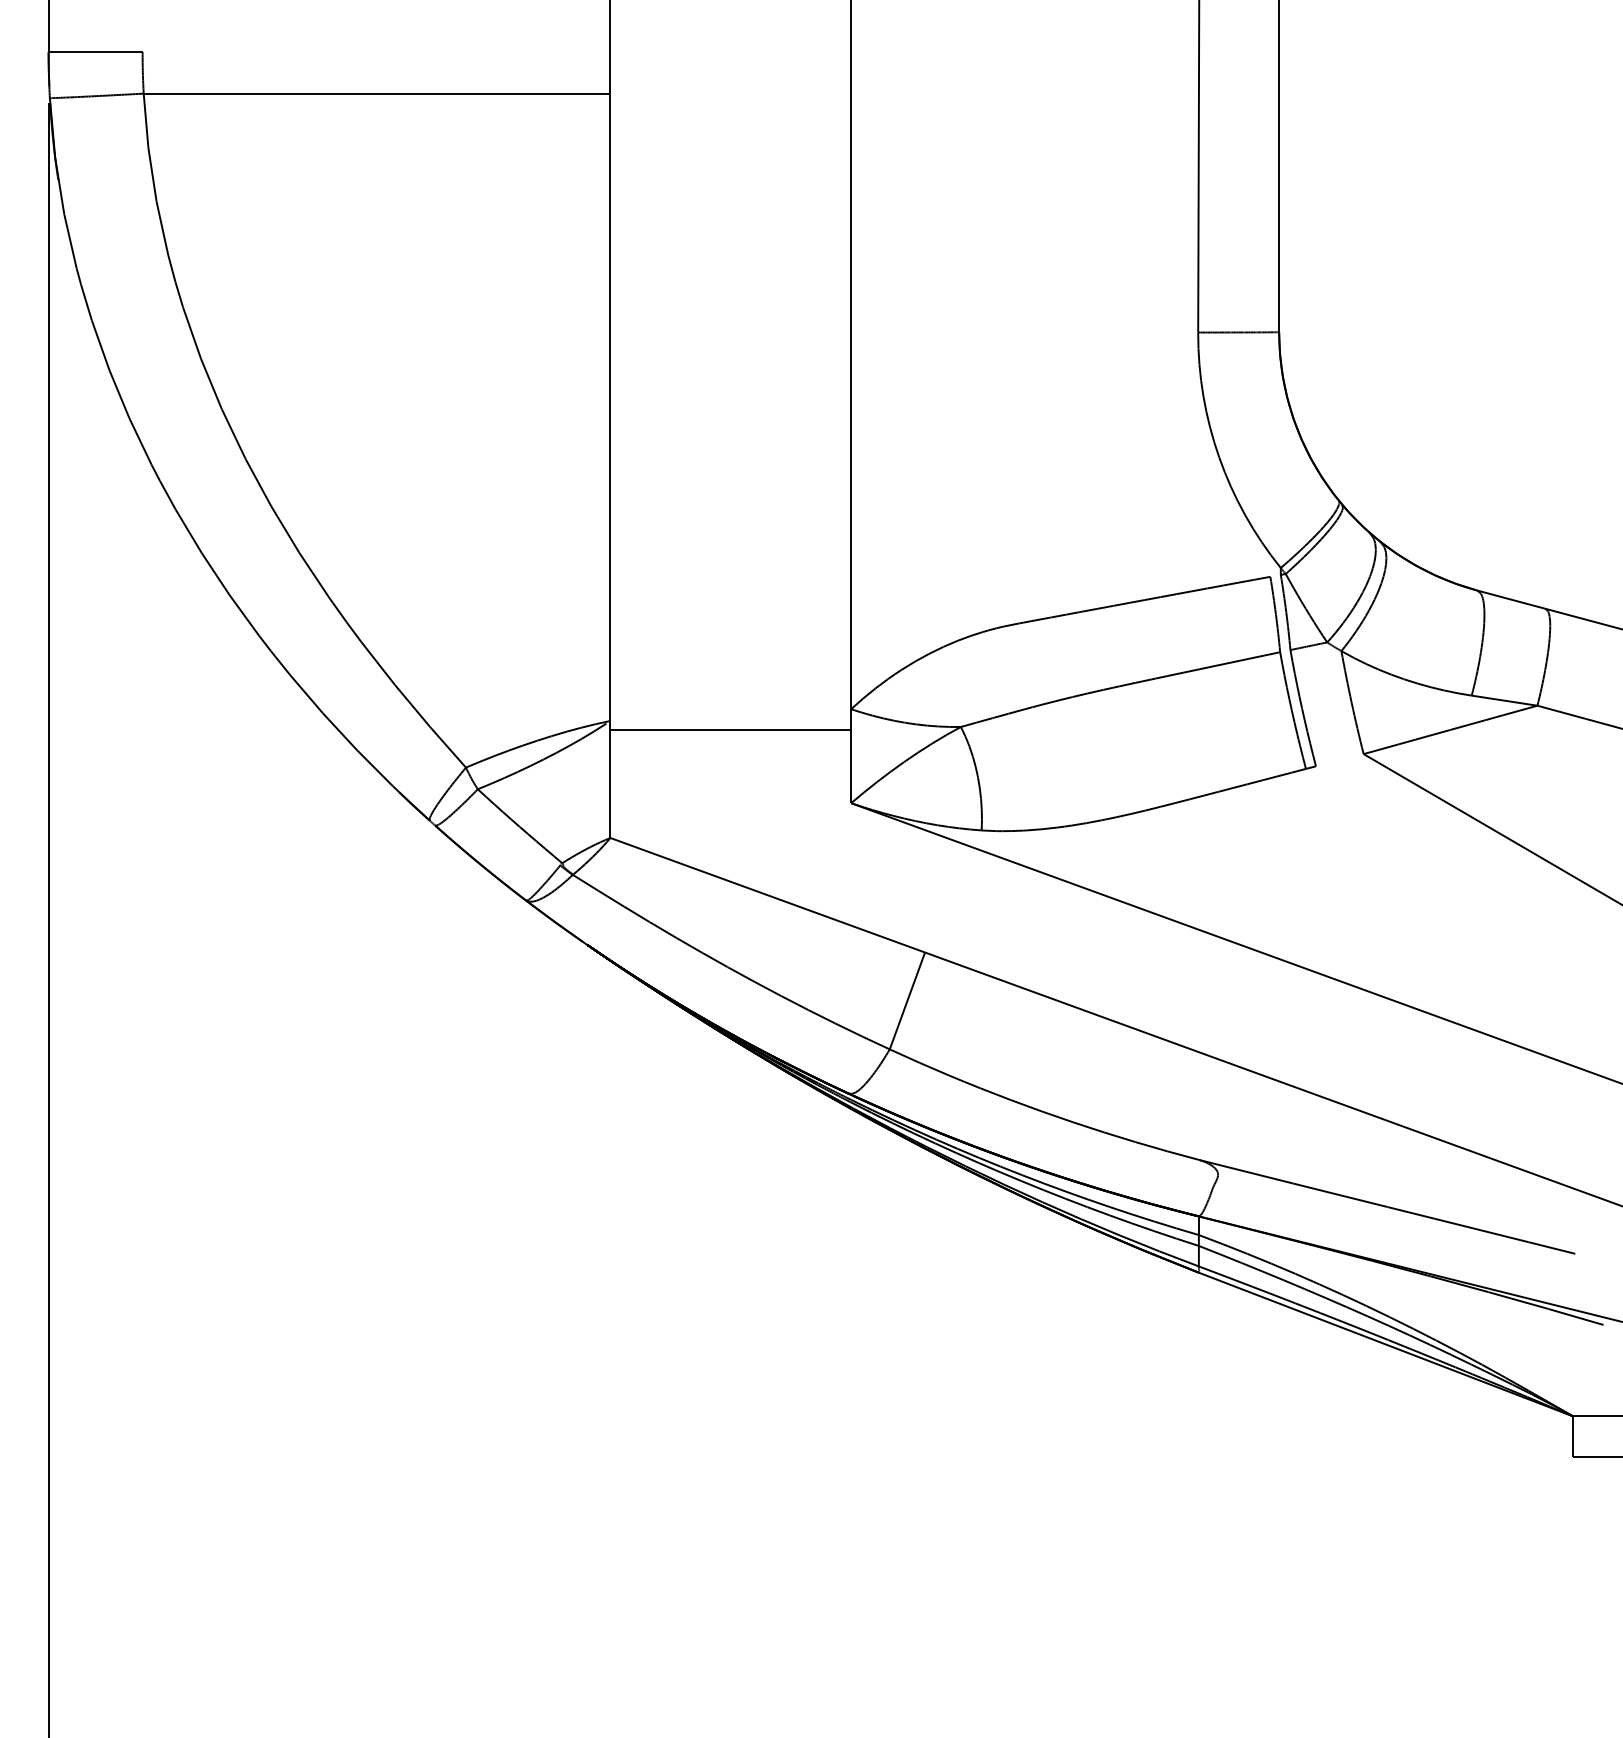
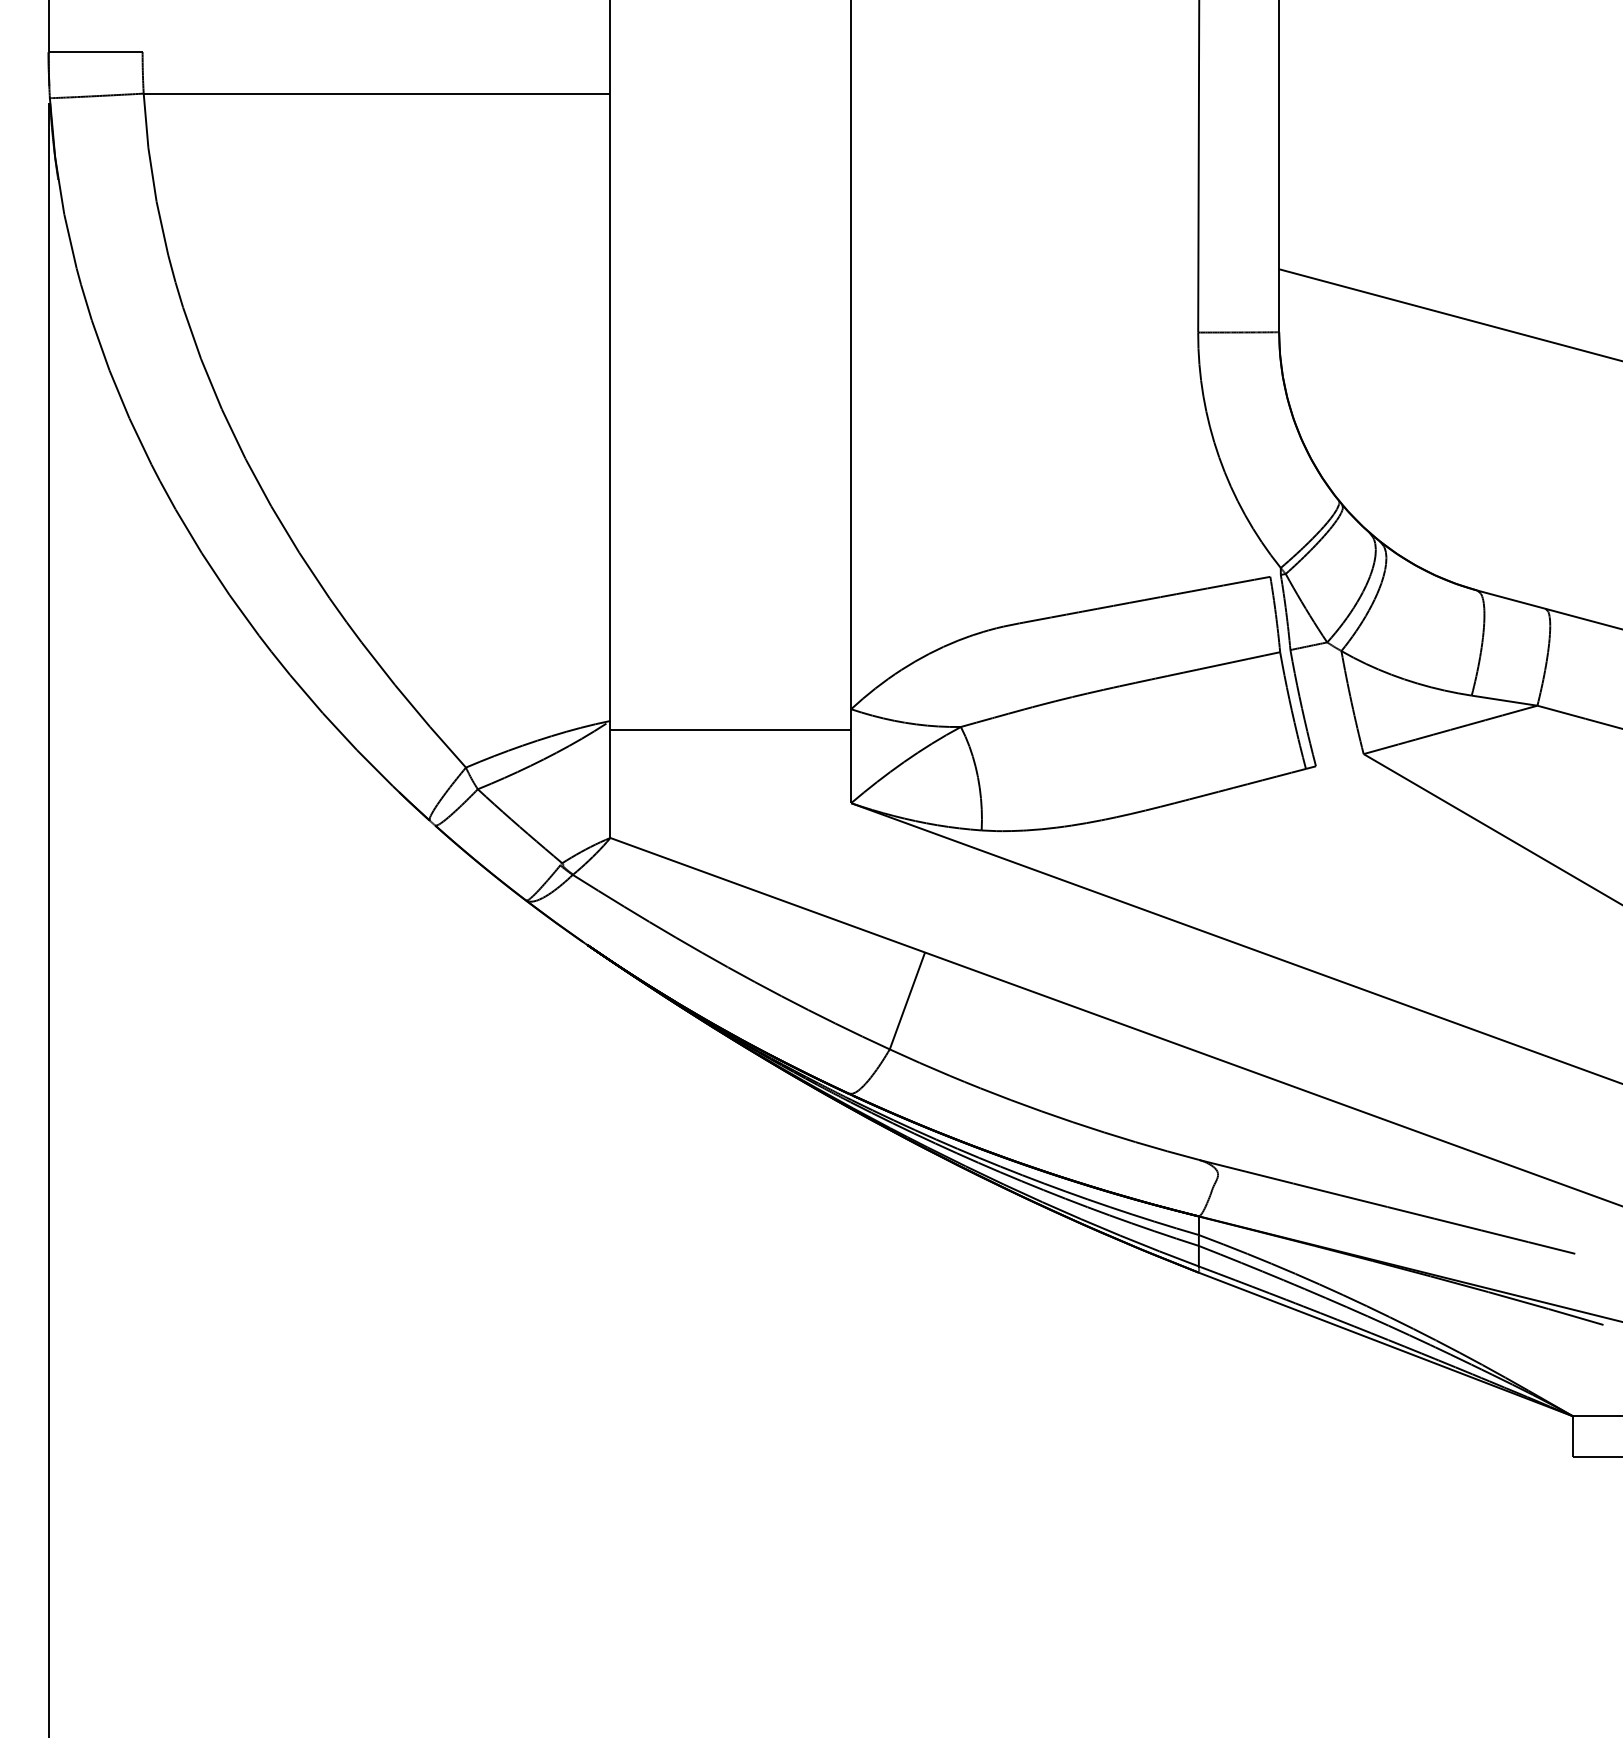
line: none -> present (1449, 314)
